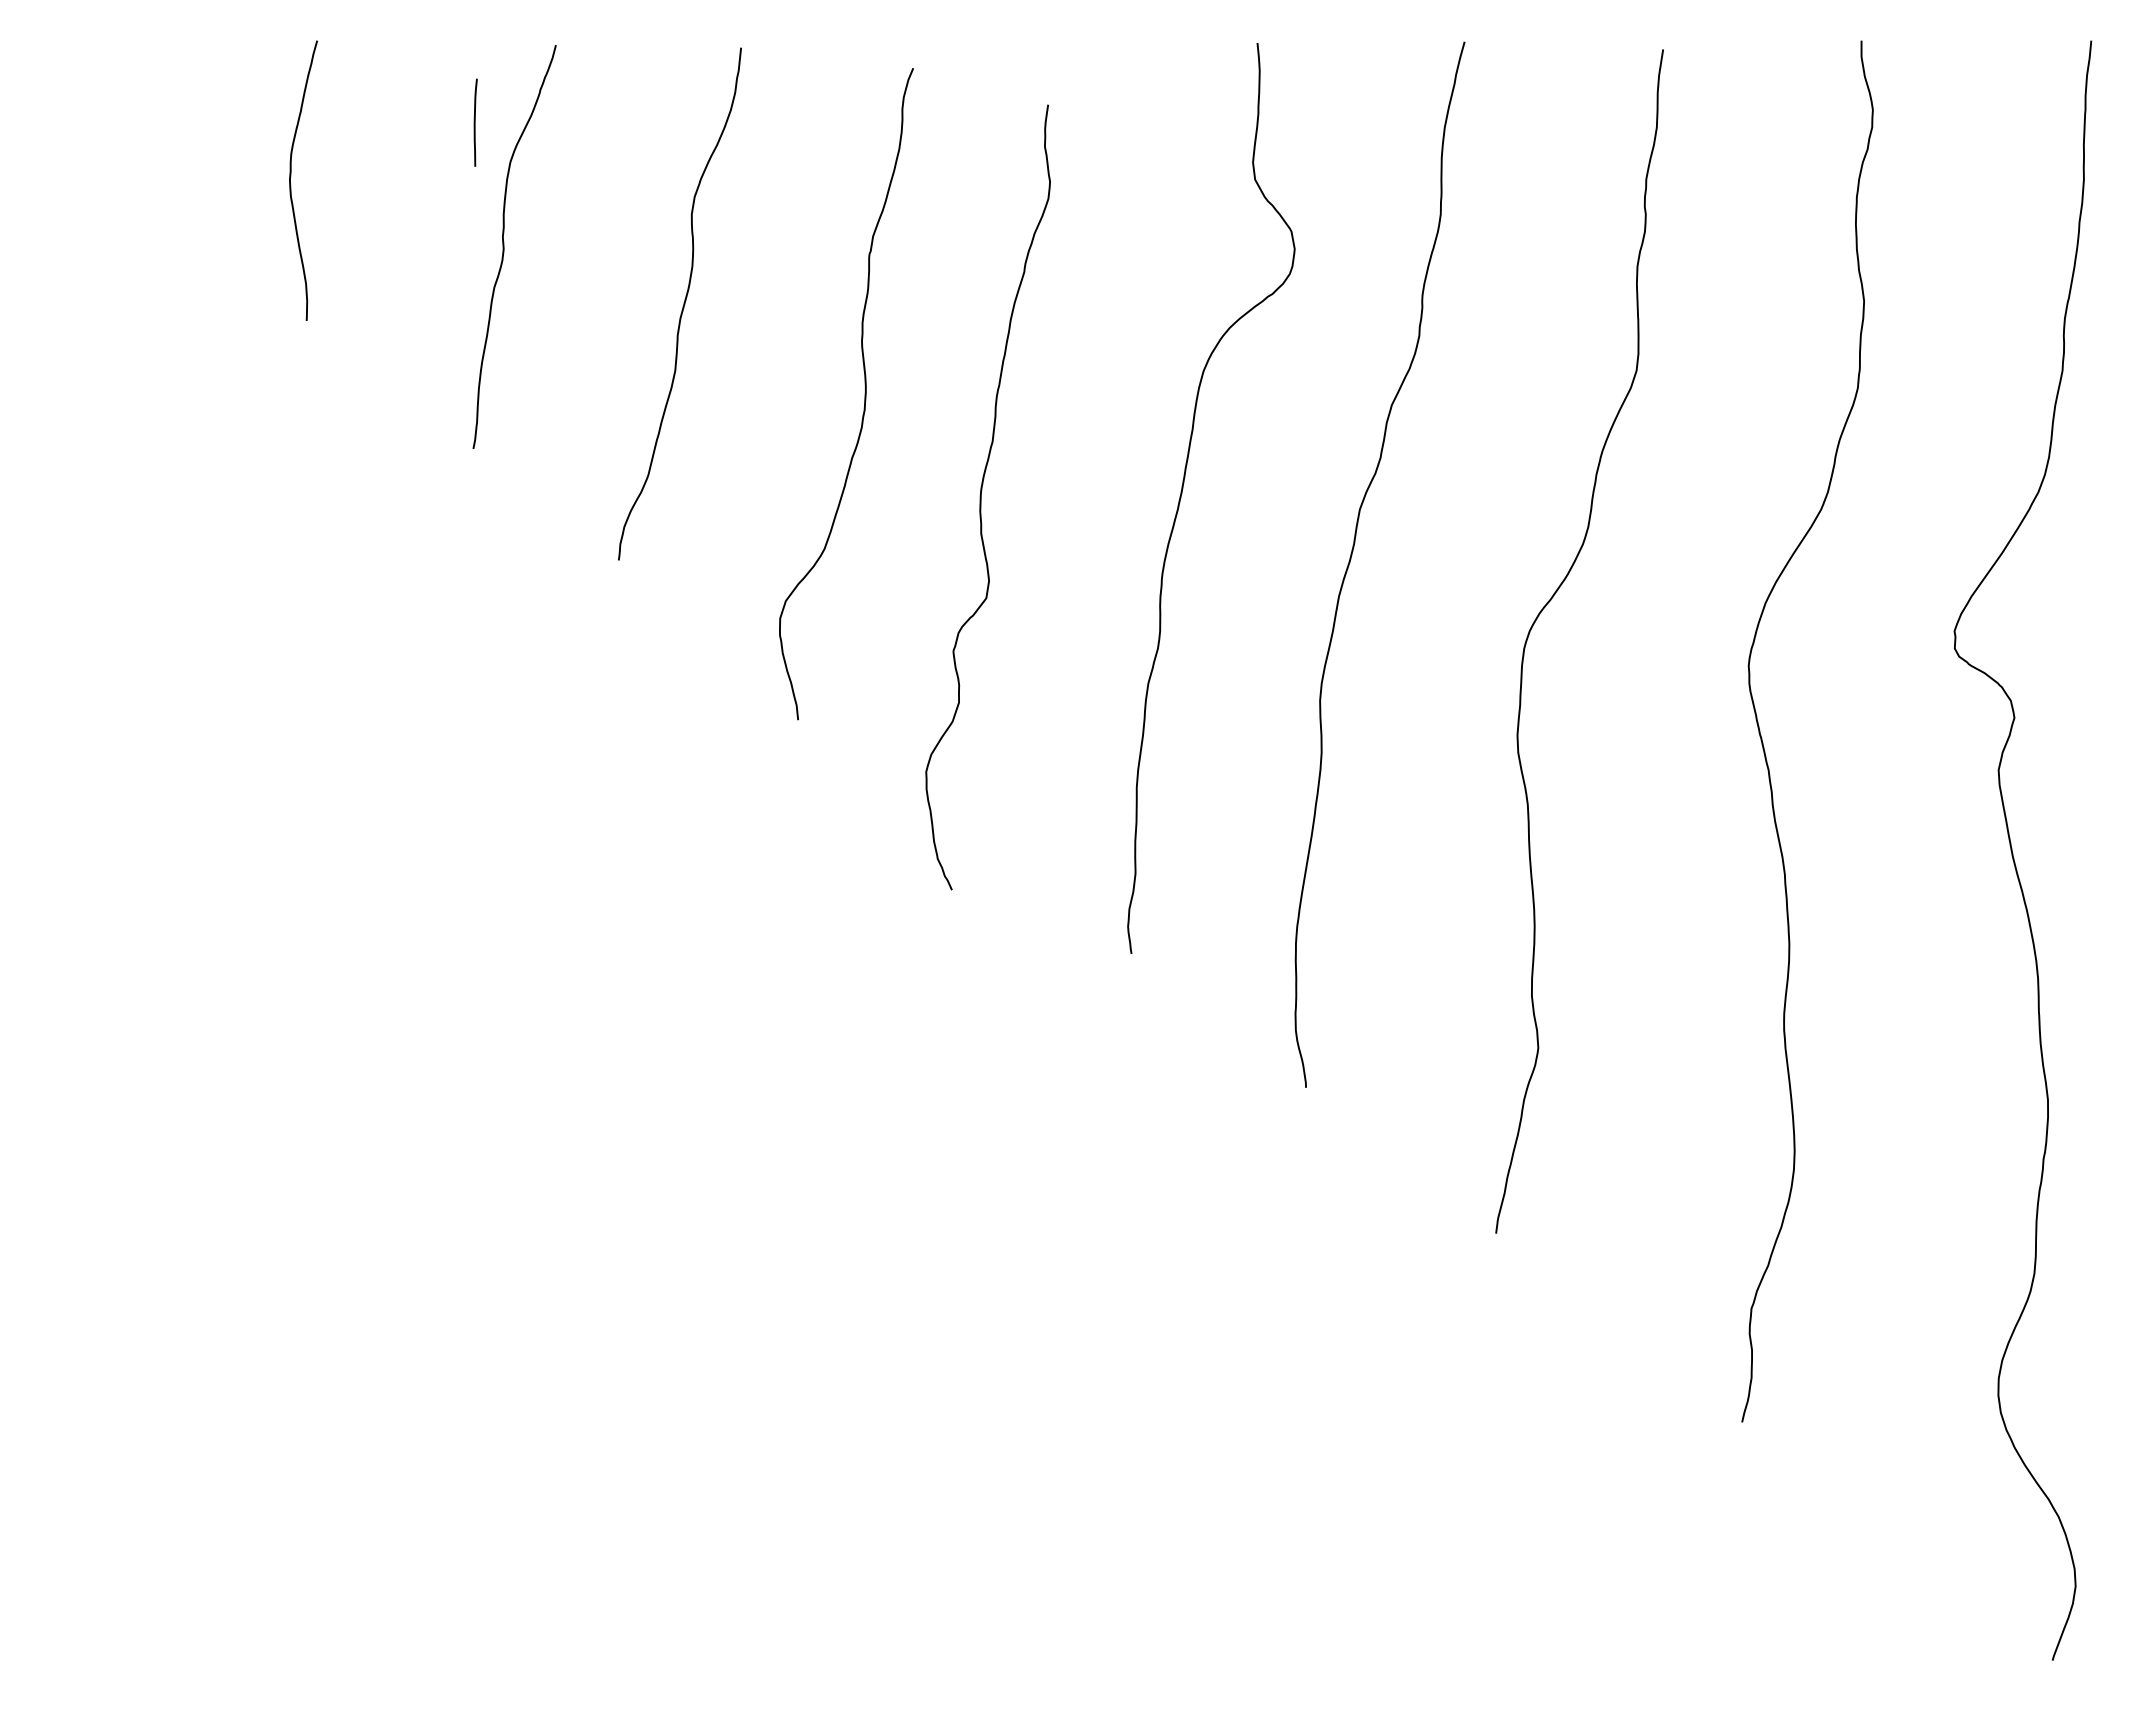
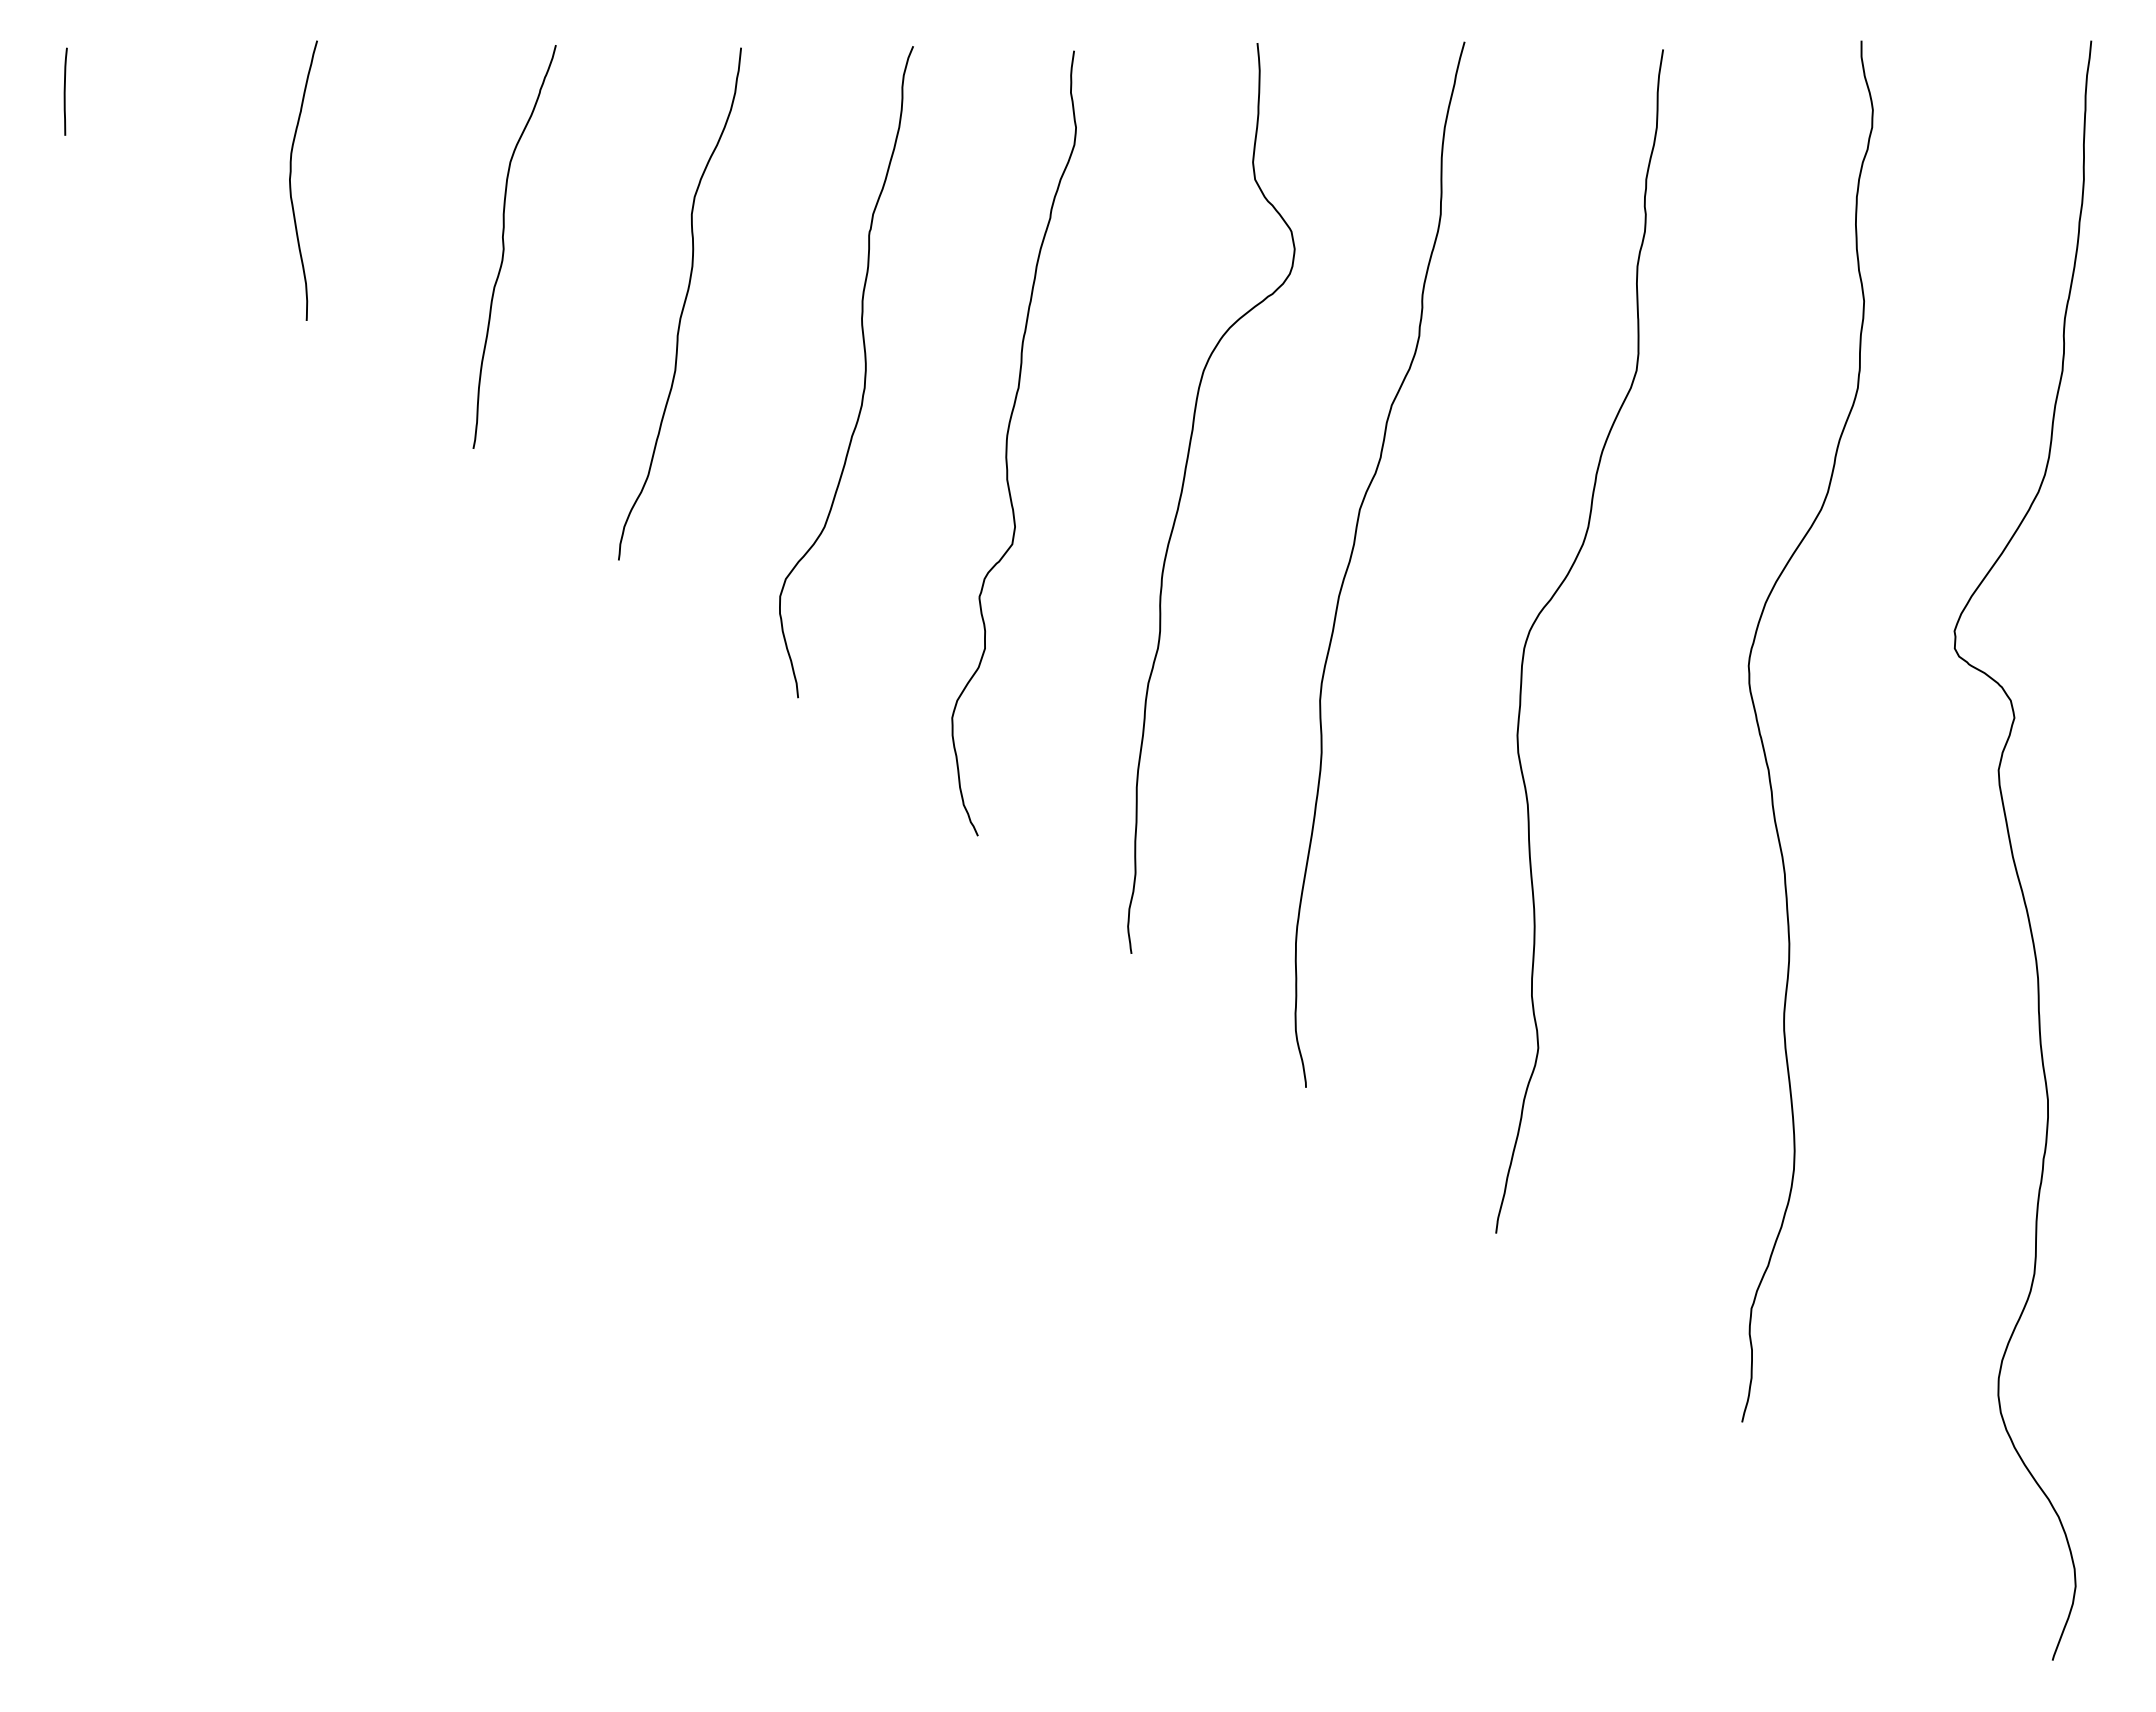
curve position: (475, 122) -> (65, 91) (65, 91)
curve position: (864, 394) -> (864, 372) (864, 372)
curve position: (981, 497) -> (1007, 443) (1007, 443)
